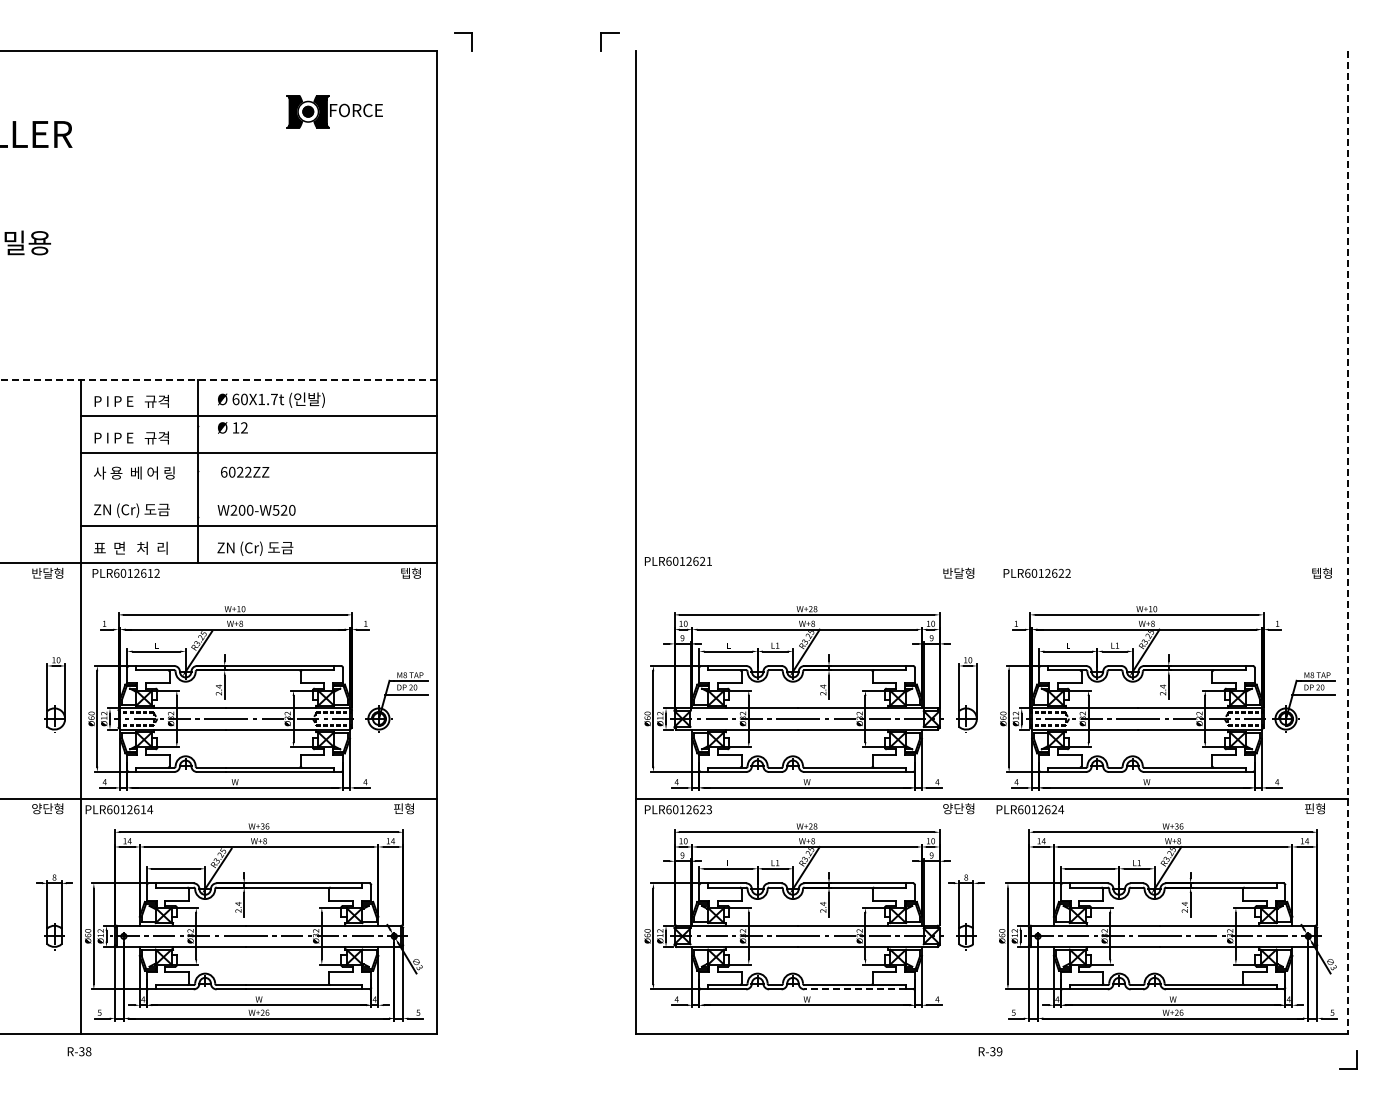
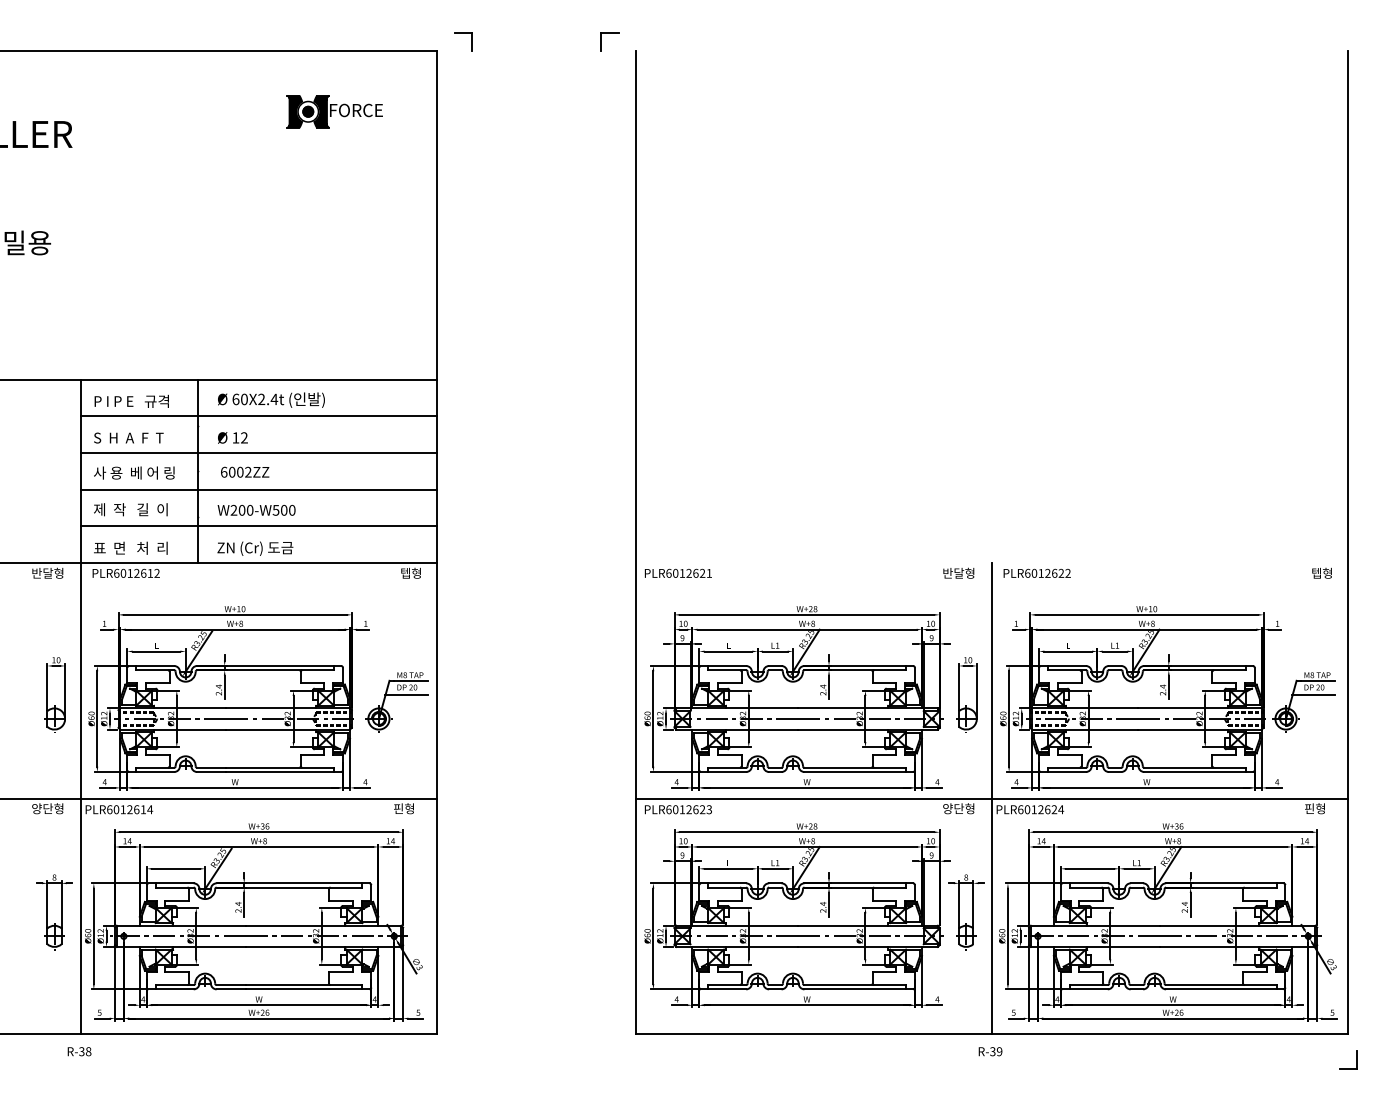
line: dashed -> solid (218, 379)
text: 60X1.7t -> 60X2.4t (268, 398)
text position: (232, 427) -> (232, 437) (232, 437)
text: P I P E   규격 -> S  H  A  F  T (131, 437)
text: 6022ZZ -> 6002ZZ (240, 472)
line: none -> present (259, 489)
text: ZN (Cr) 도금 -> 제  작   길  이 (131, 510)
text: W200-W520 -> W200-W500 (283, 510)
line: dashed -> solid (1348, 542)
text position: (677, 560) -> (677, 572) (677, 572)
line: none -> present (992, 798)
line: dashed -> solid (855, 989)
